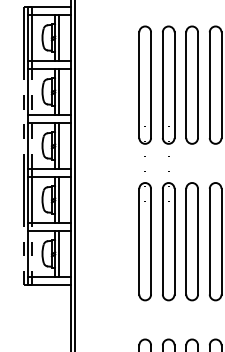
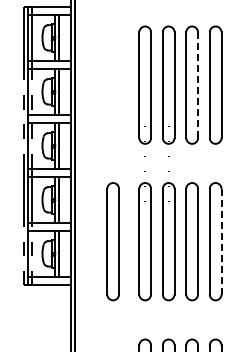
line: solid -> dashed (198, 85)
part: none -> present (112, 241)
line: solid -> dashed (221, 241)
